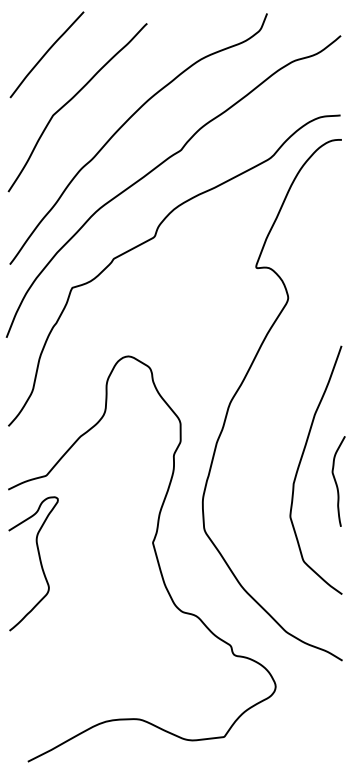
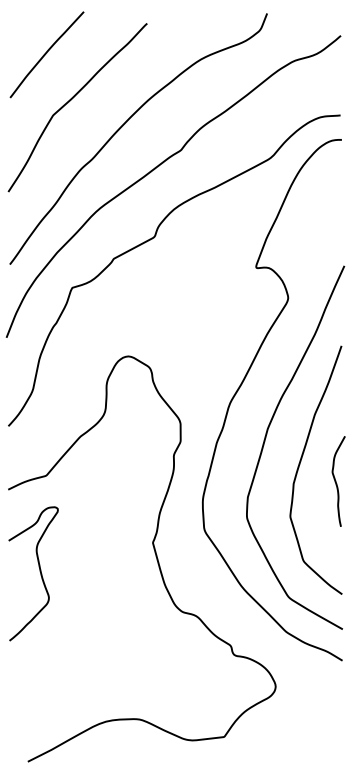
curve: none -> present (266, 438)
curve position: (39, 561) -> (39, 571) (39, 571)
